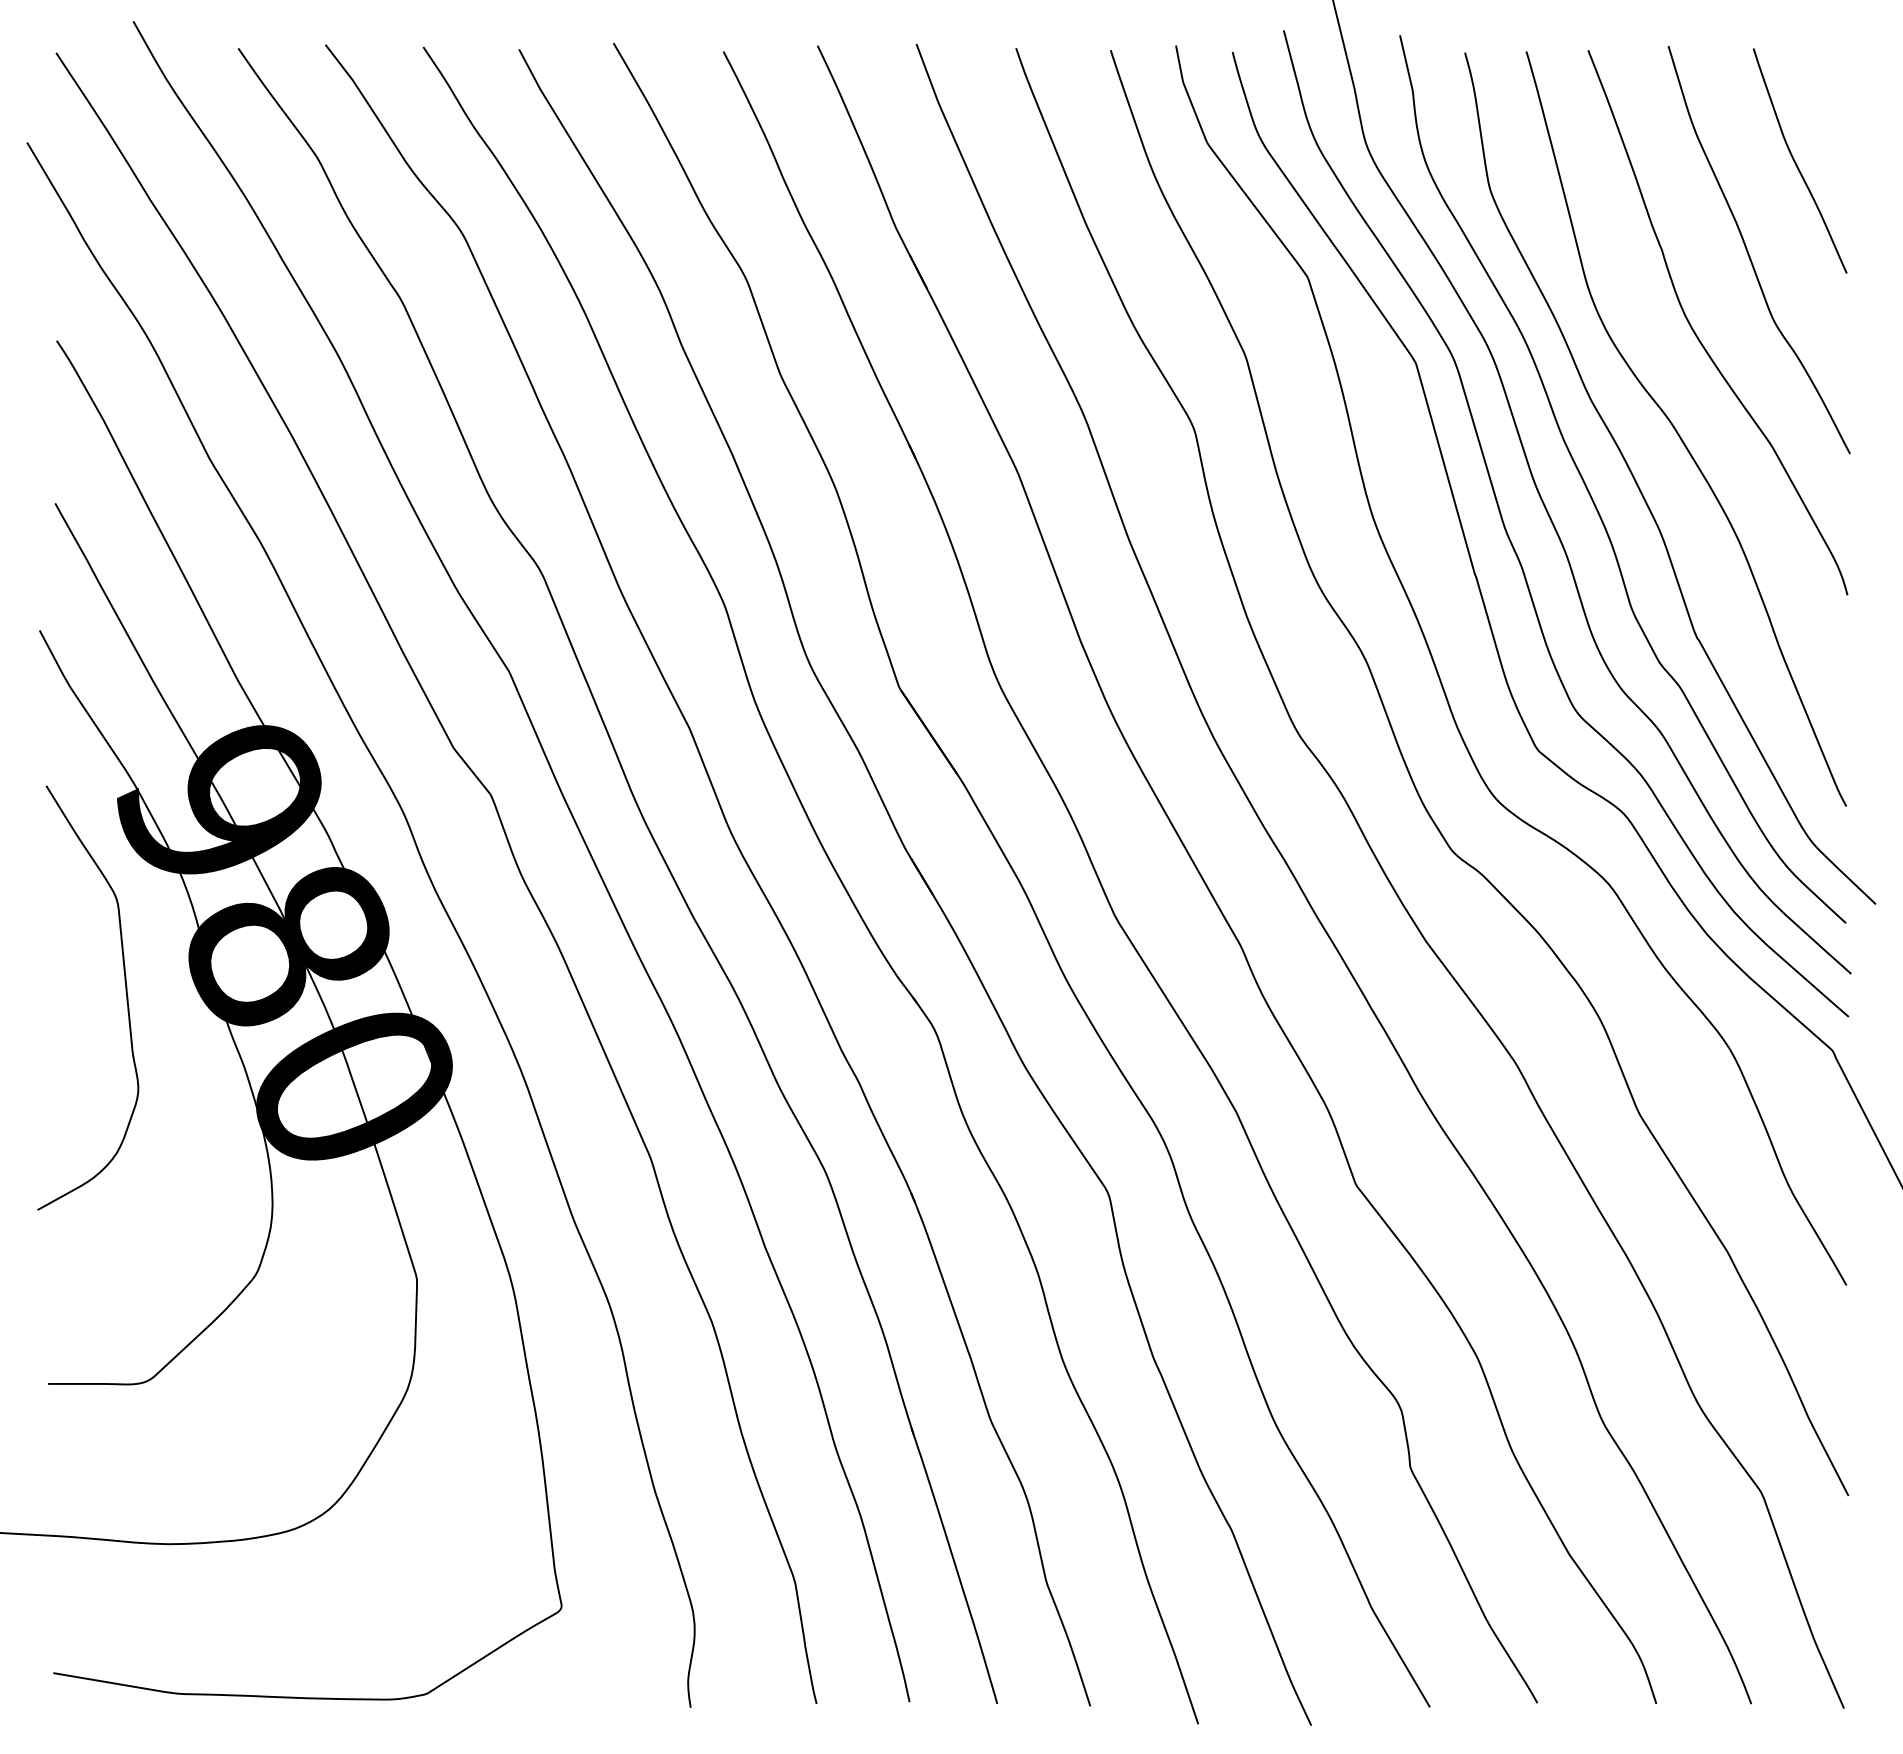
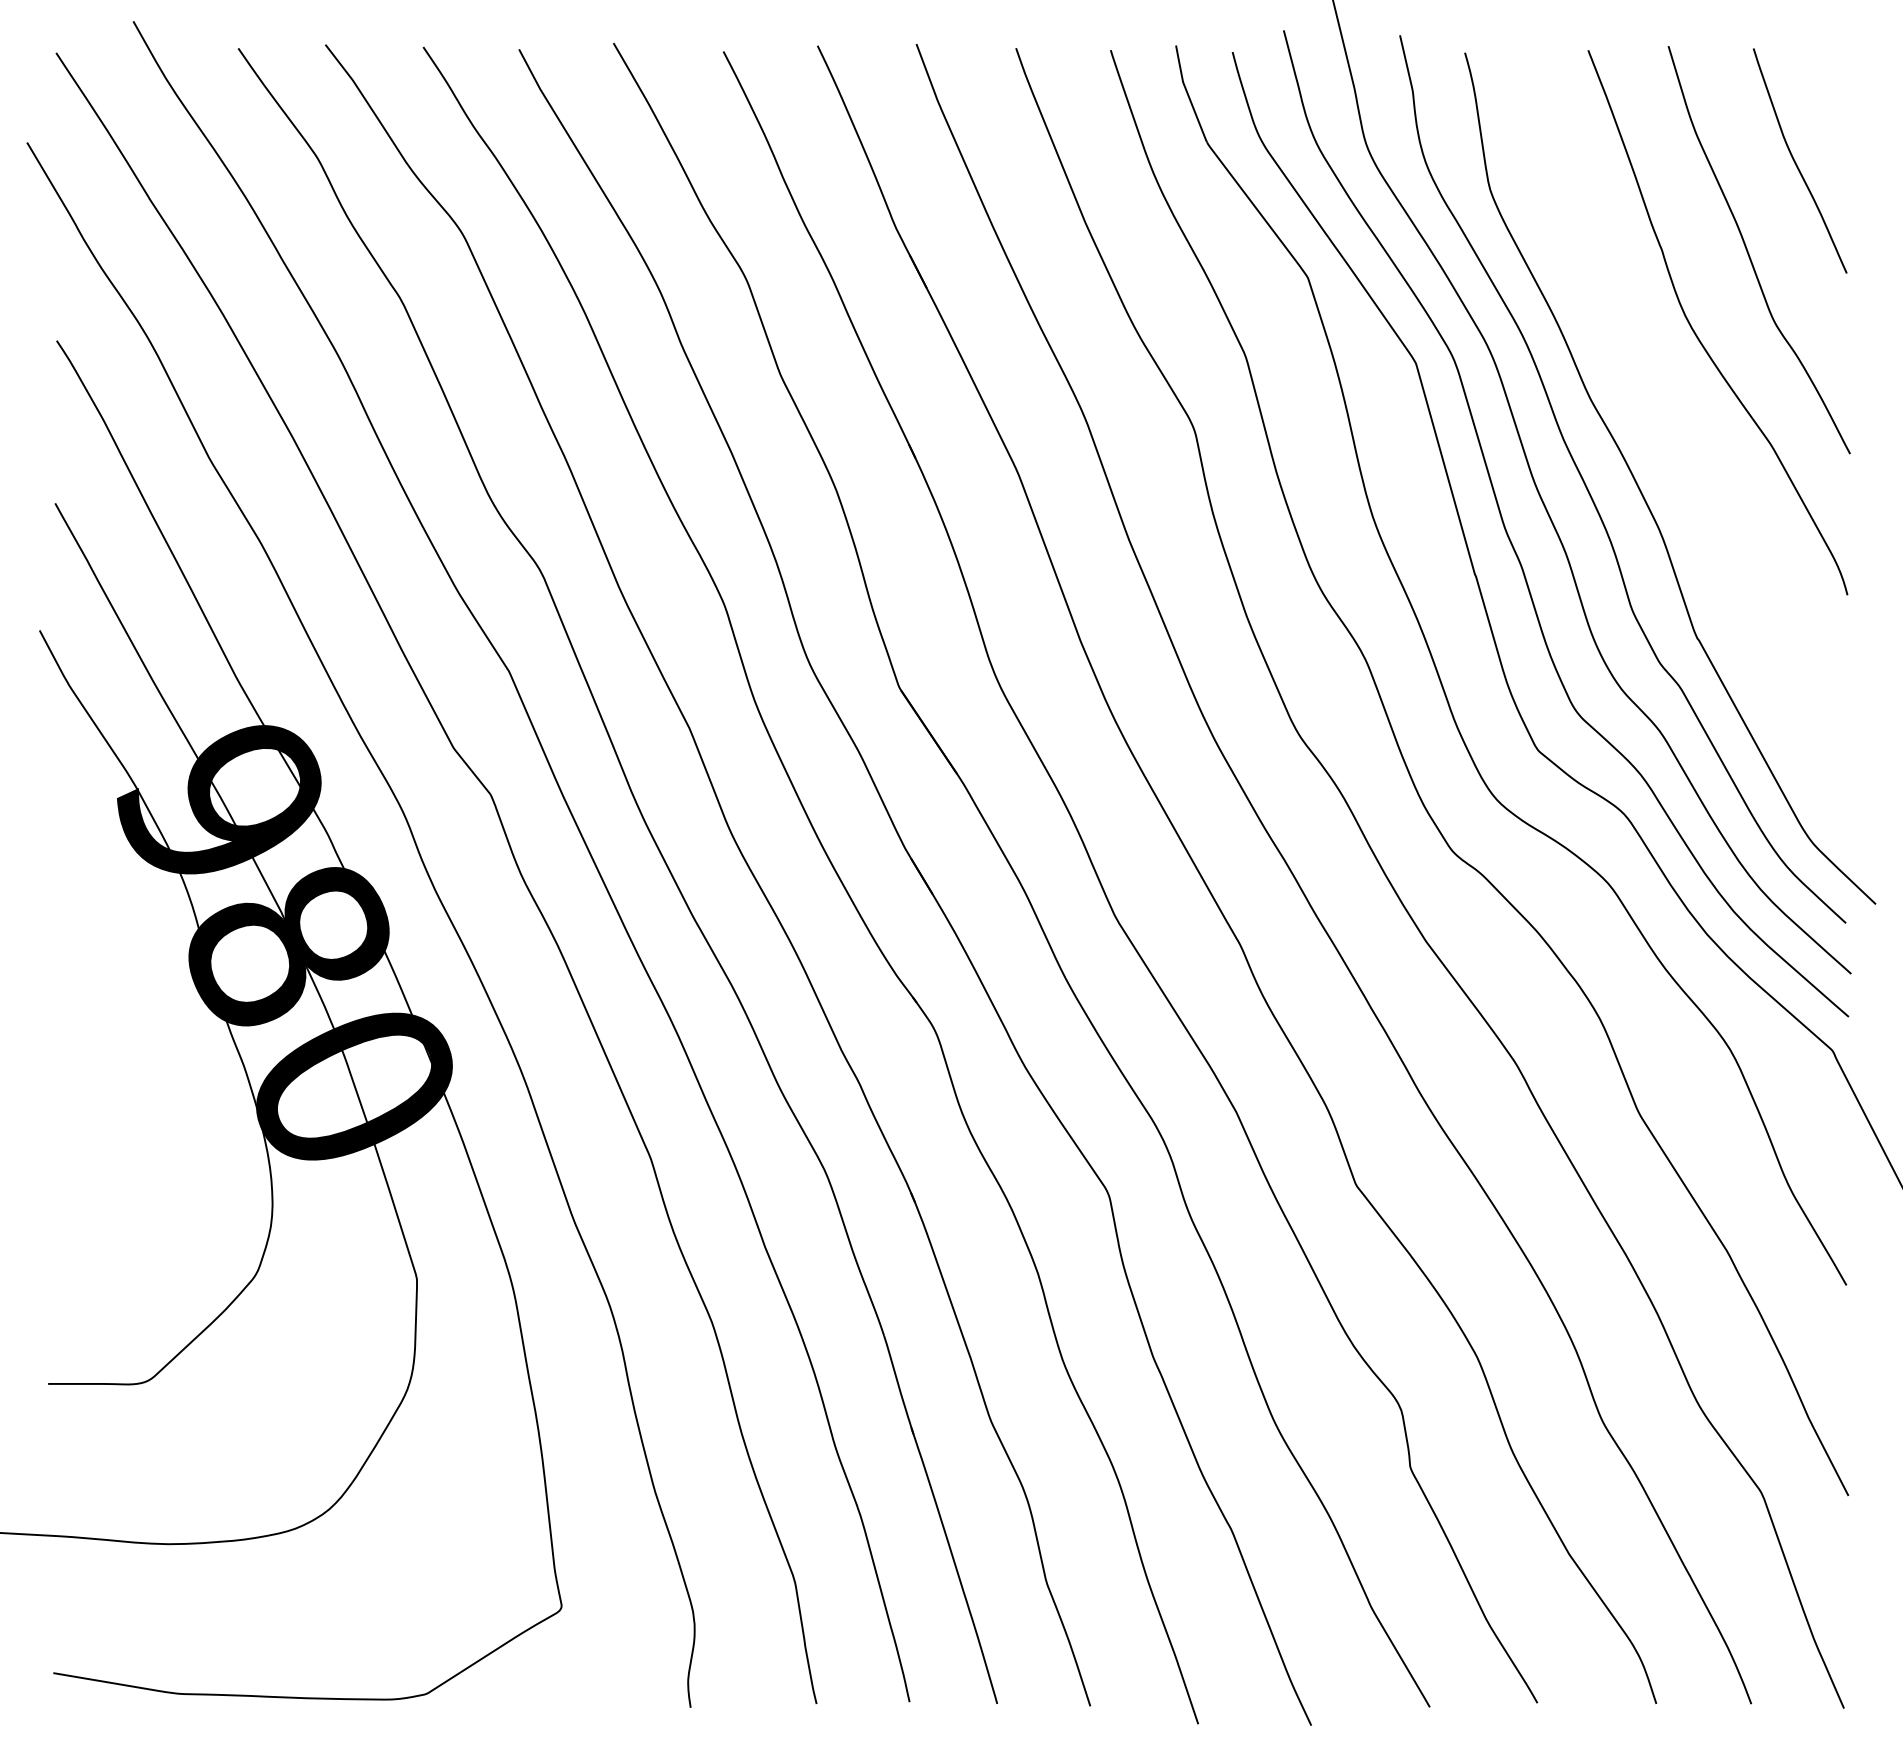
curve: present -> none (1678, 432)
curve: present -> none (125, 992)
